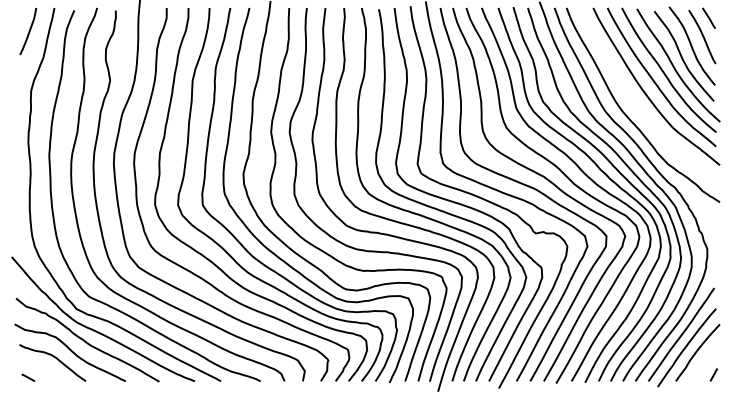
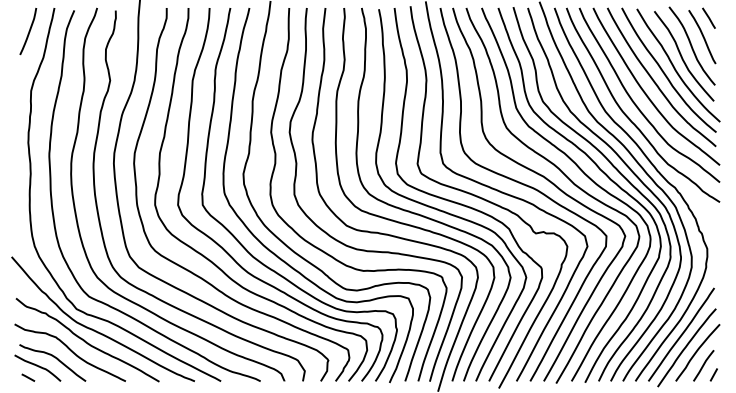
curve: none -> present (637, 105)
line: none -> present (703, 365)
curve: none -> present (37, 366)
